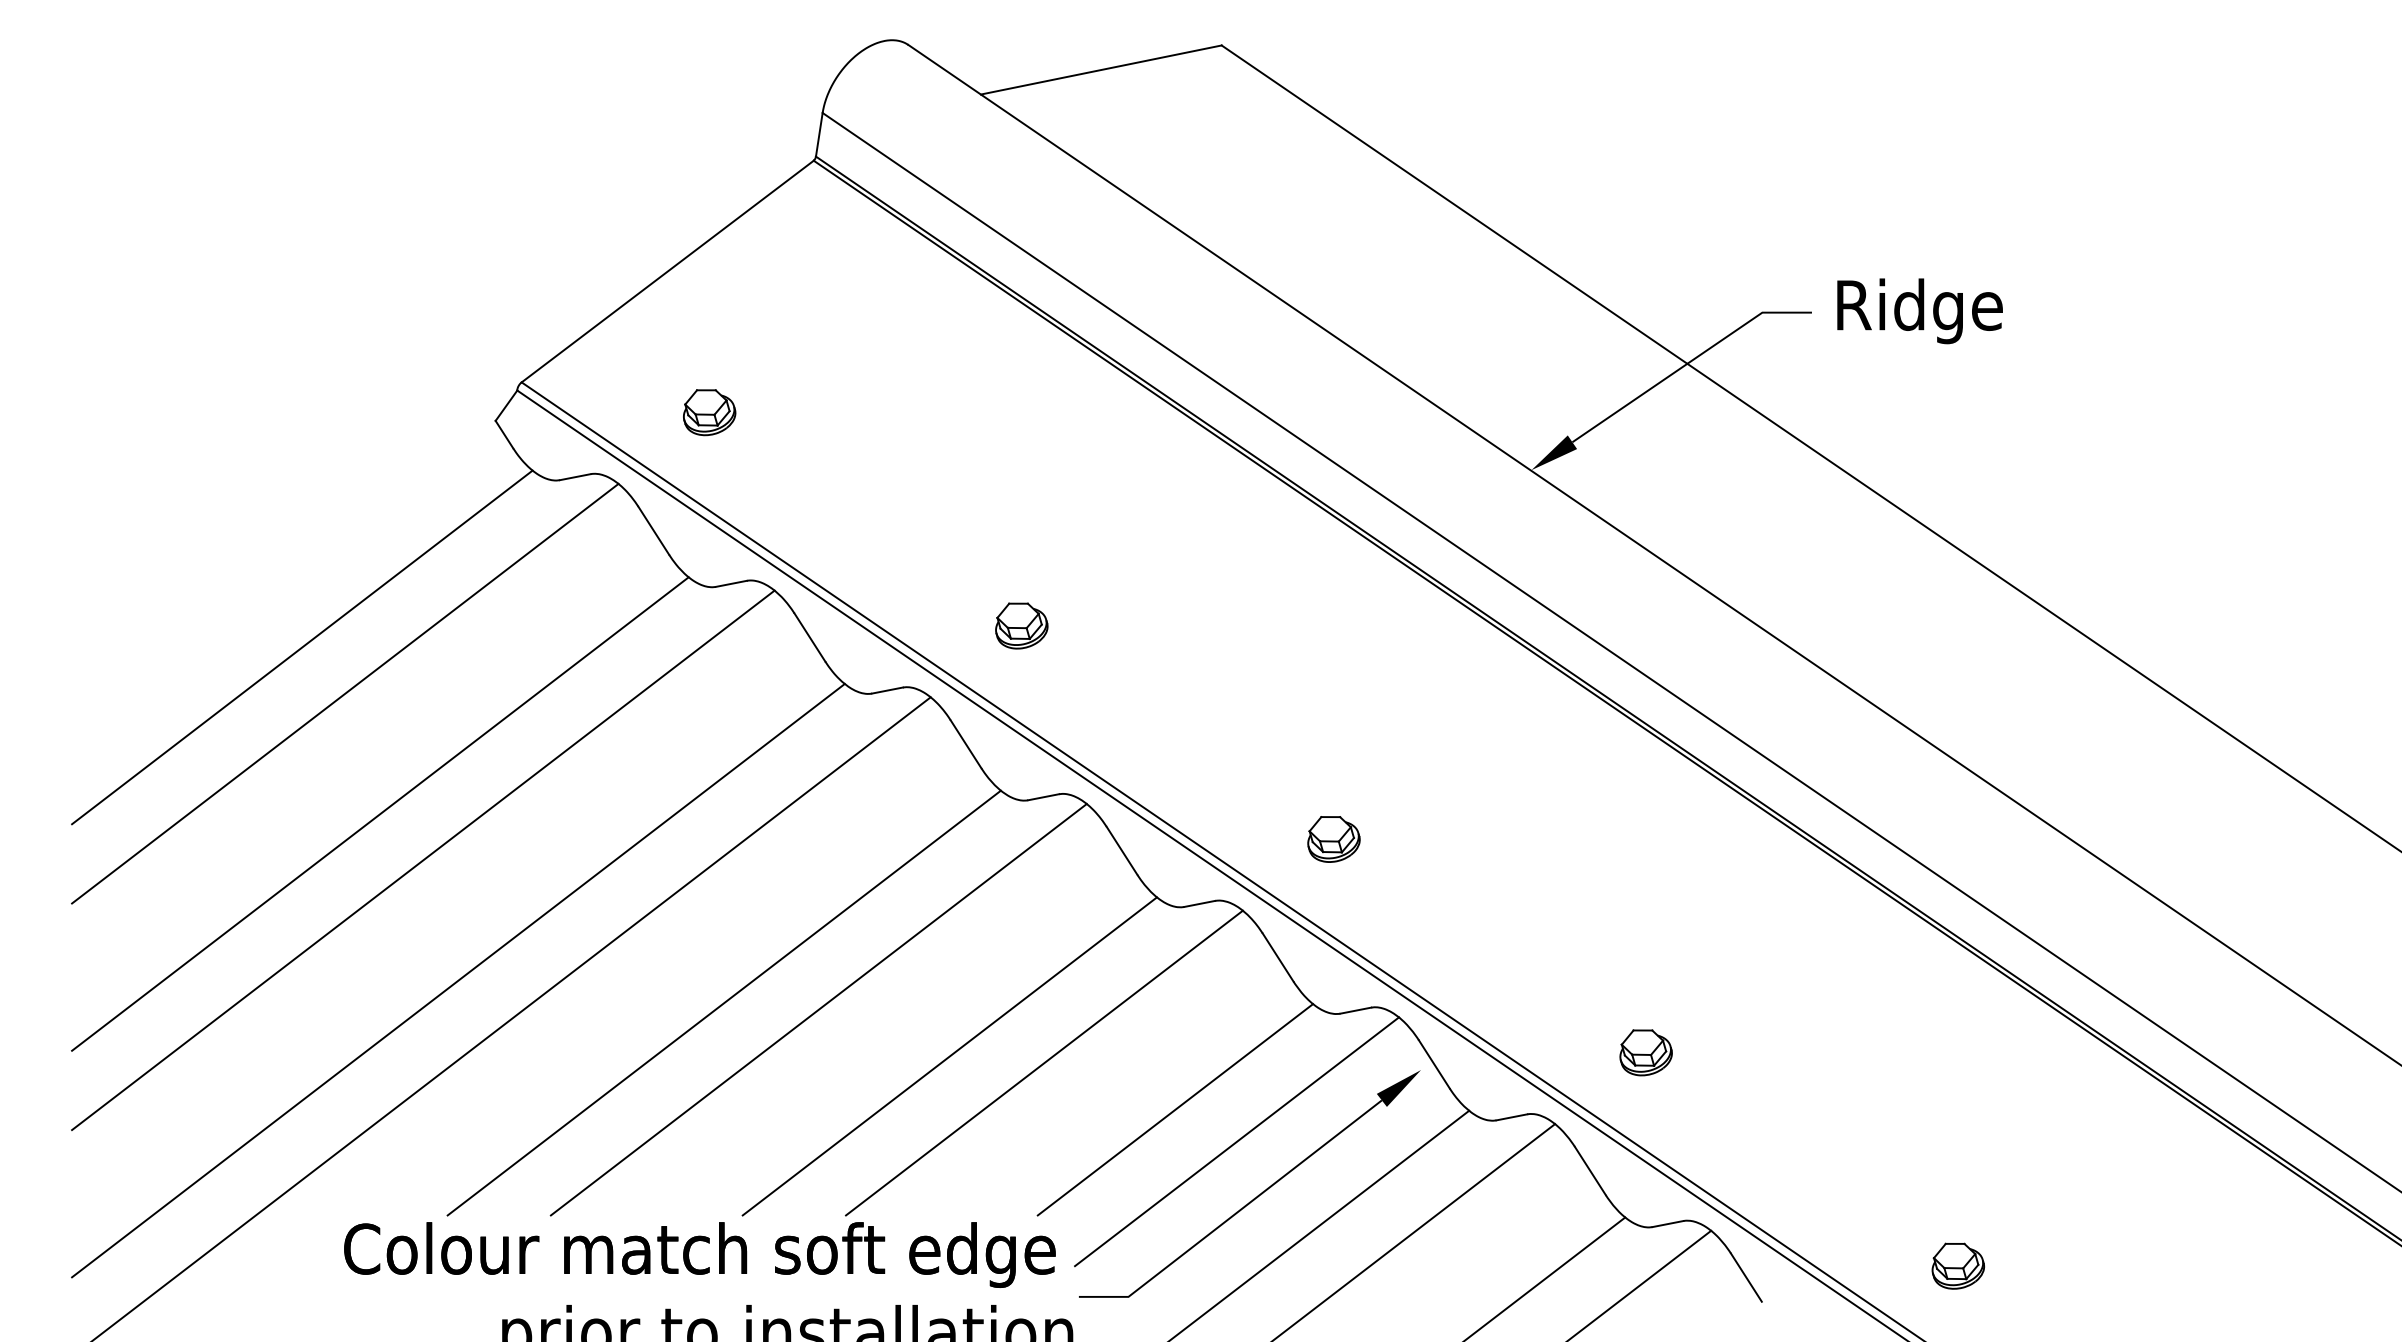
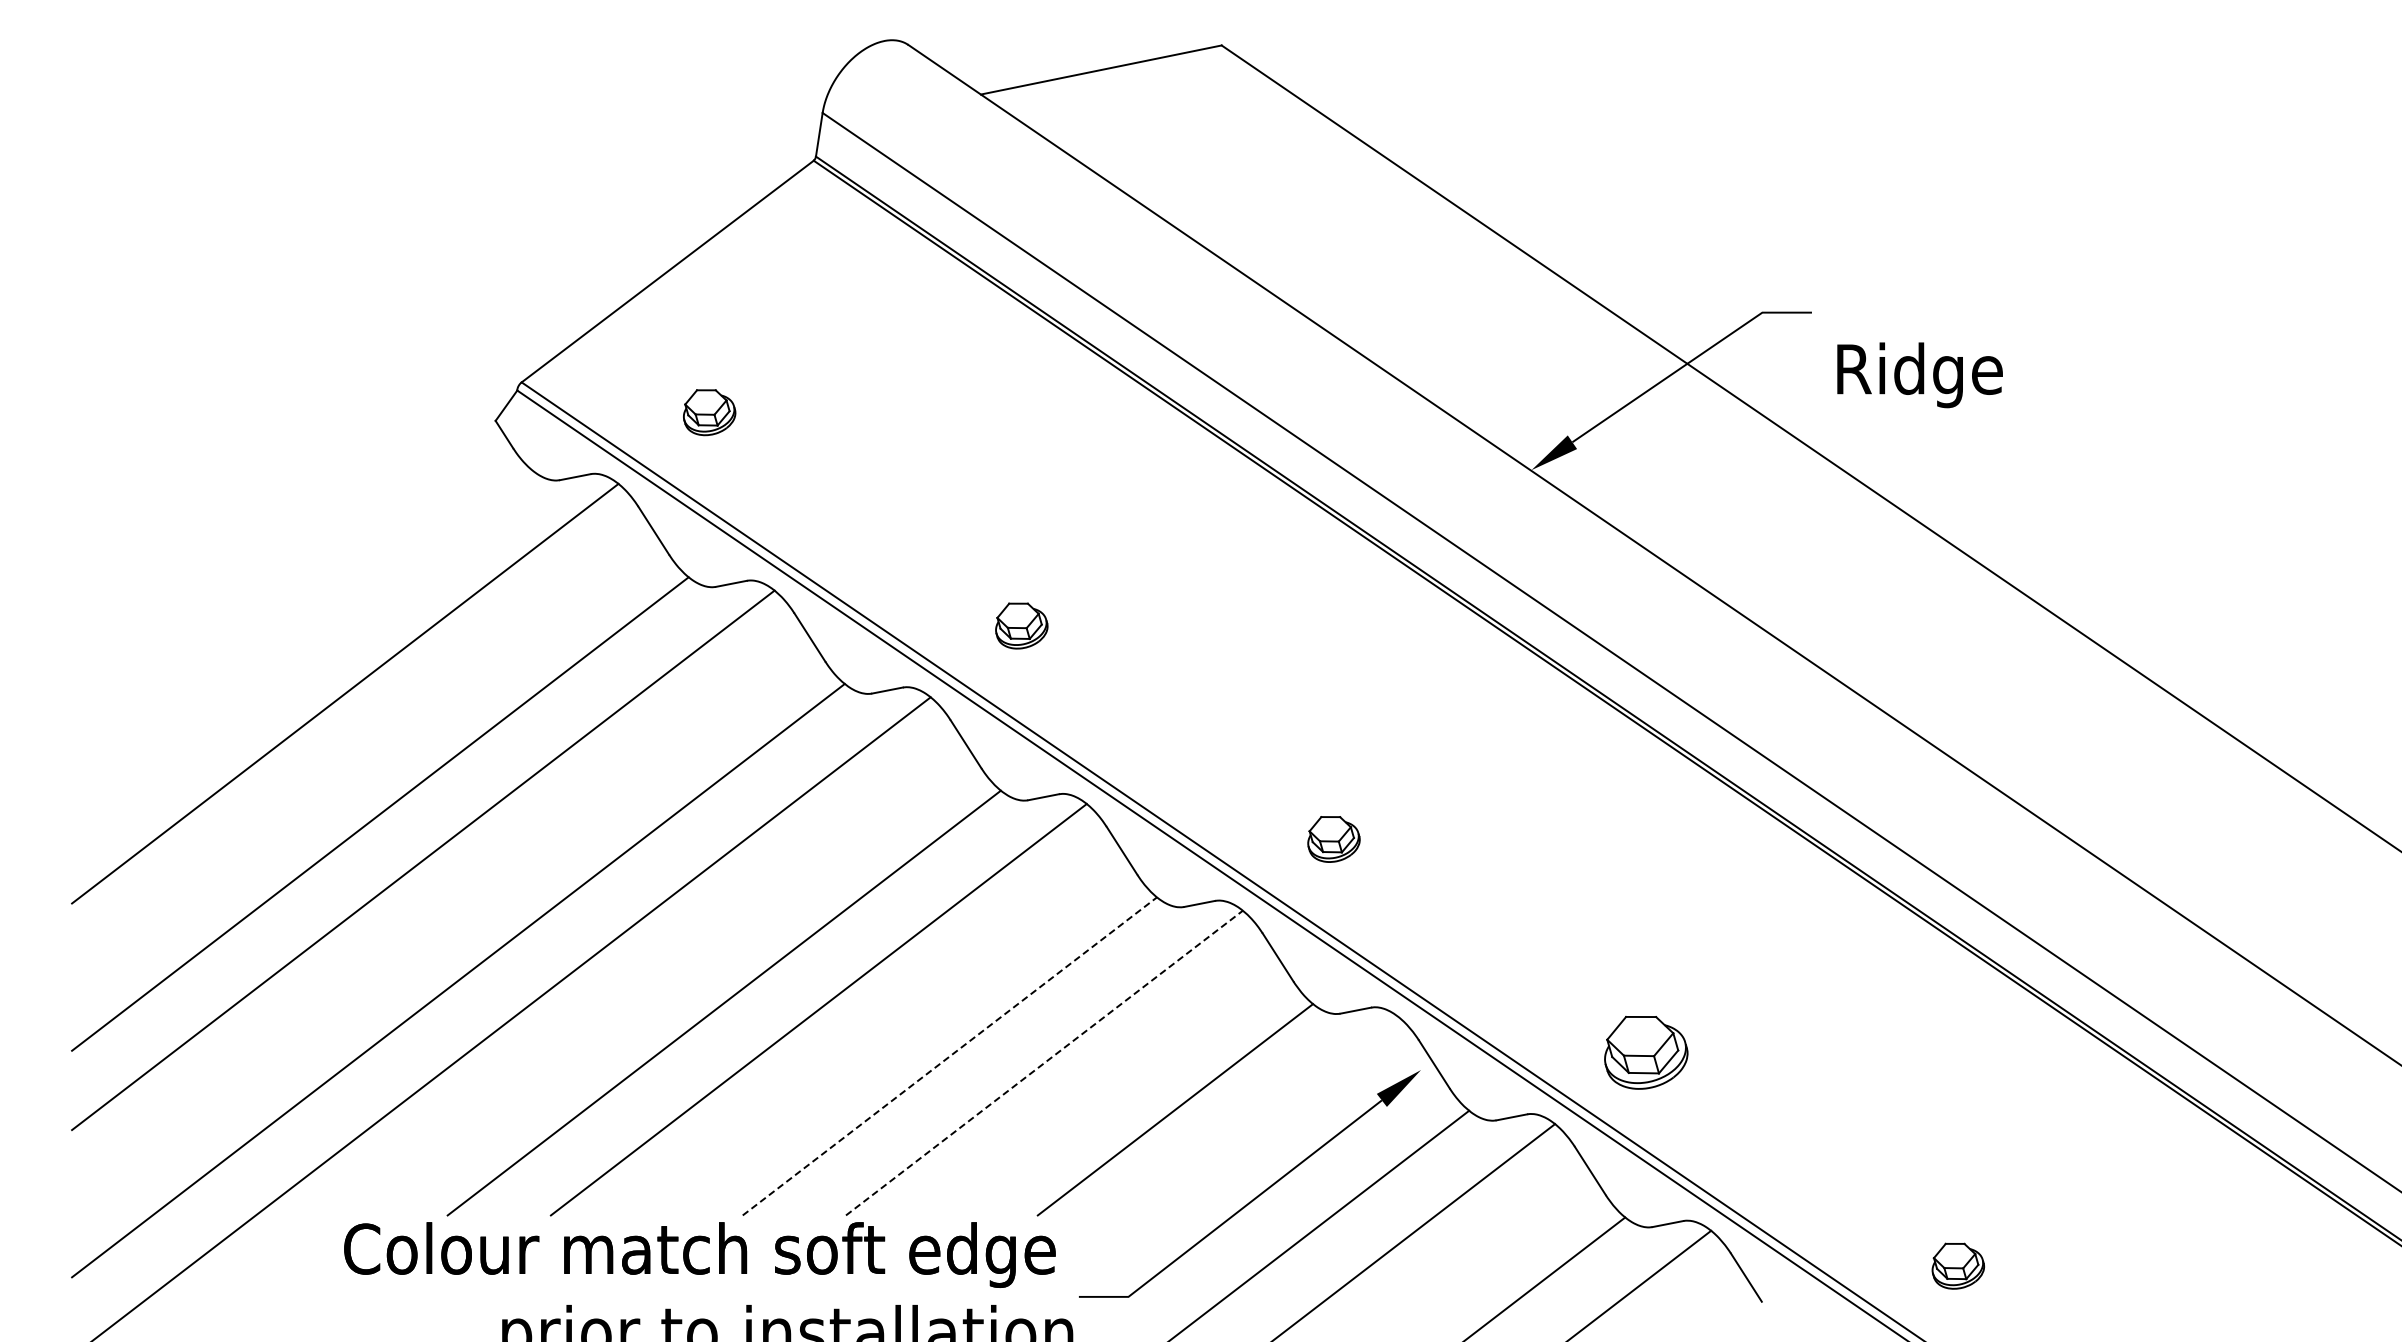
text position: (1919, 311) -> (1919, 375) (1919, 375)
line: present -> none (302, 647)
part size: 54x48 px -> 85x74 px (1646, 1052)
line: solid -> dashed (950, 1056)
line: solid -> dashed (1044, 1062)
line: present -> none (1237, 1141)
